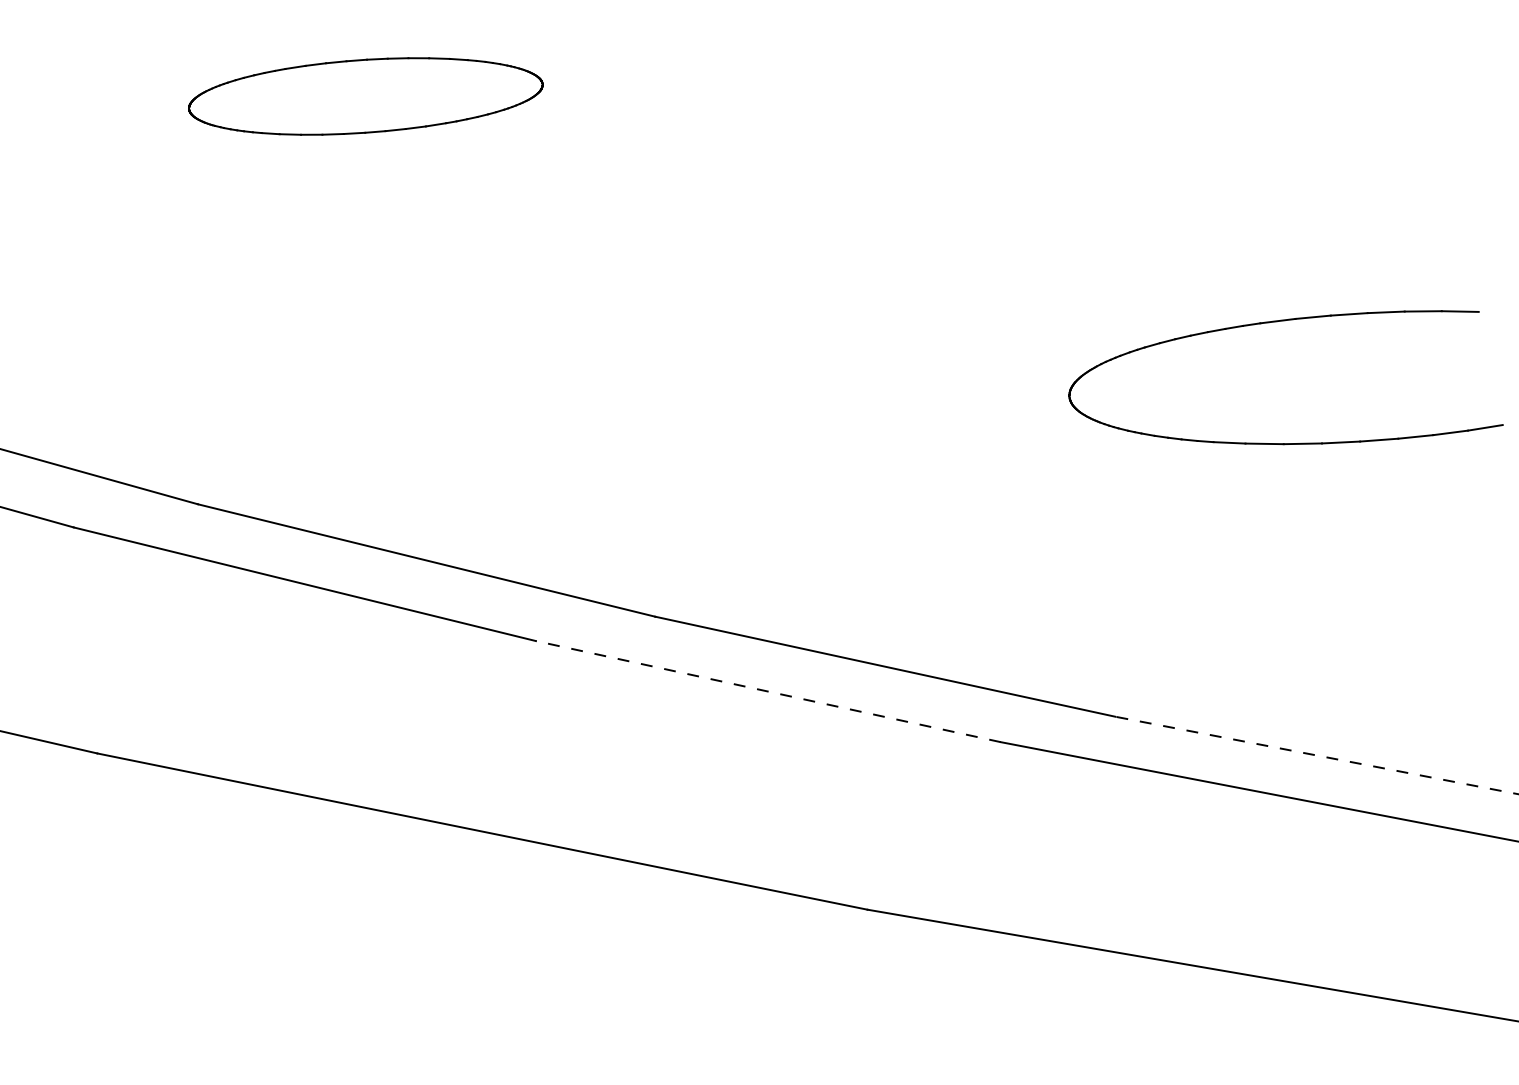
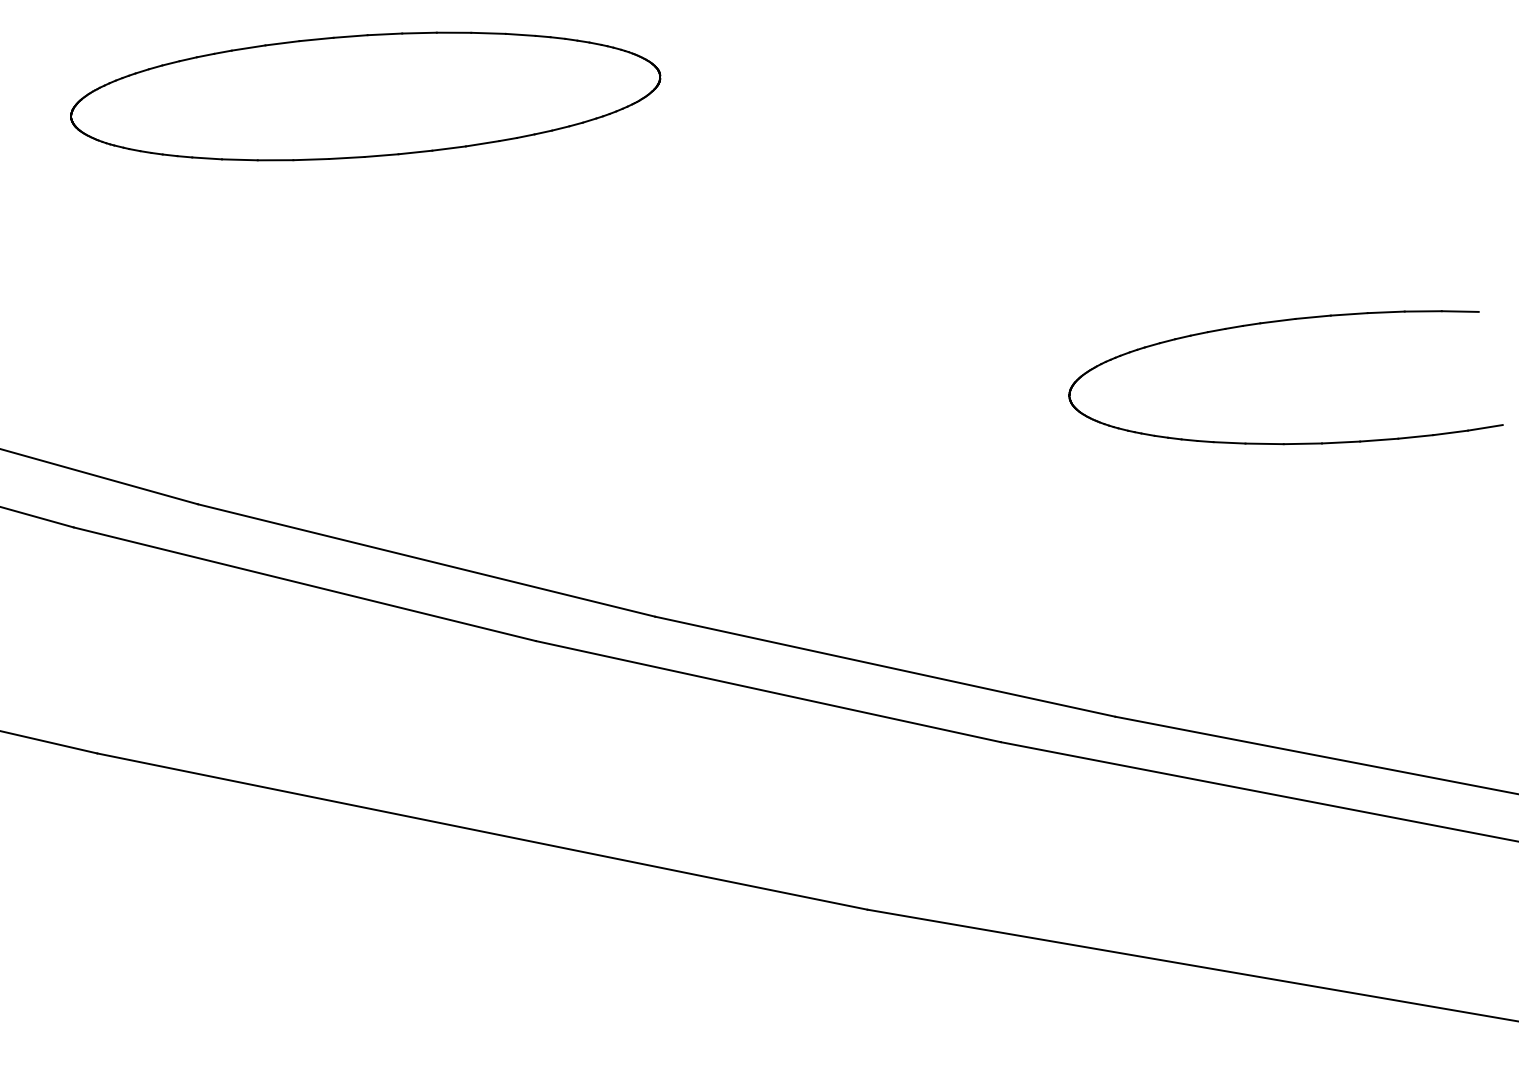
part size: 356x79 px -> 592x131 px (365, 96)
line: dashed -> solid (768, 691)
line: dashed -> solid (1316, 755)
